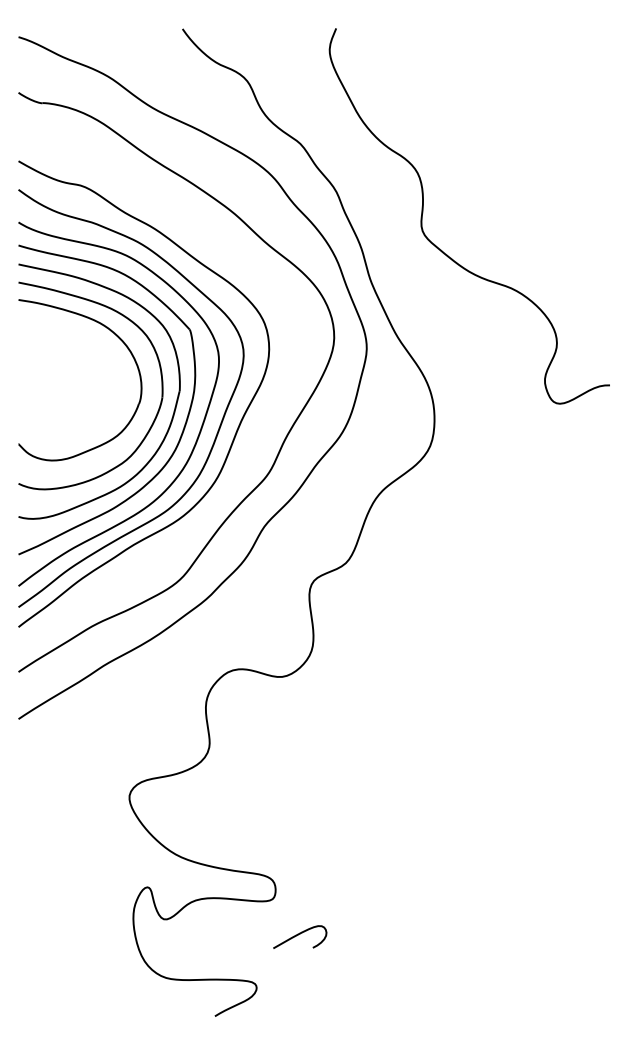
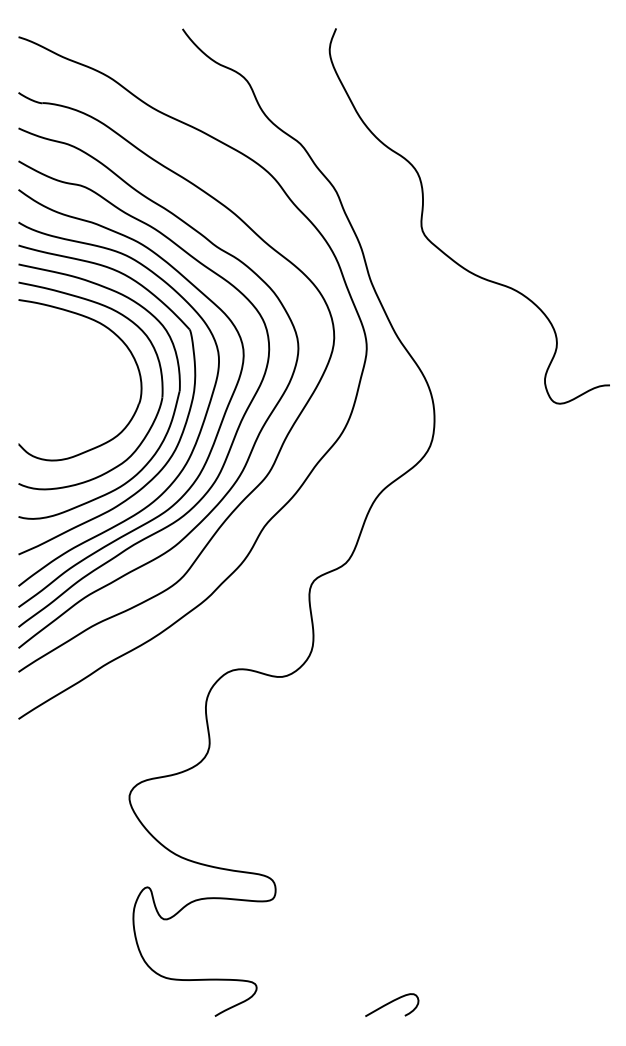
curve: none -> present (256, 437)
curve position: (300, 934) -> (392, 1002) (392, 1002)
